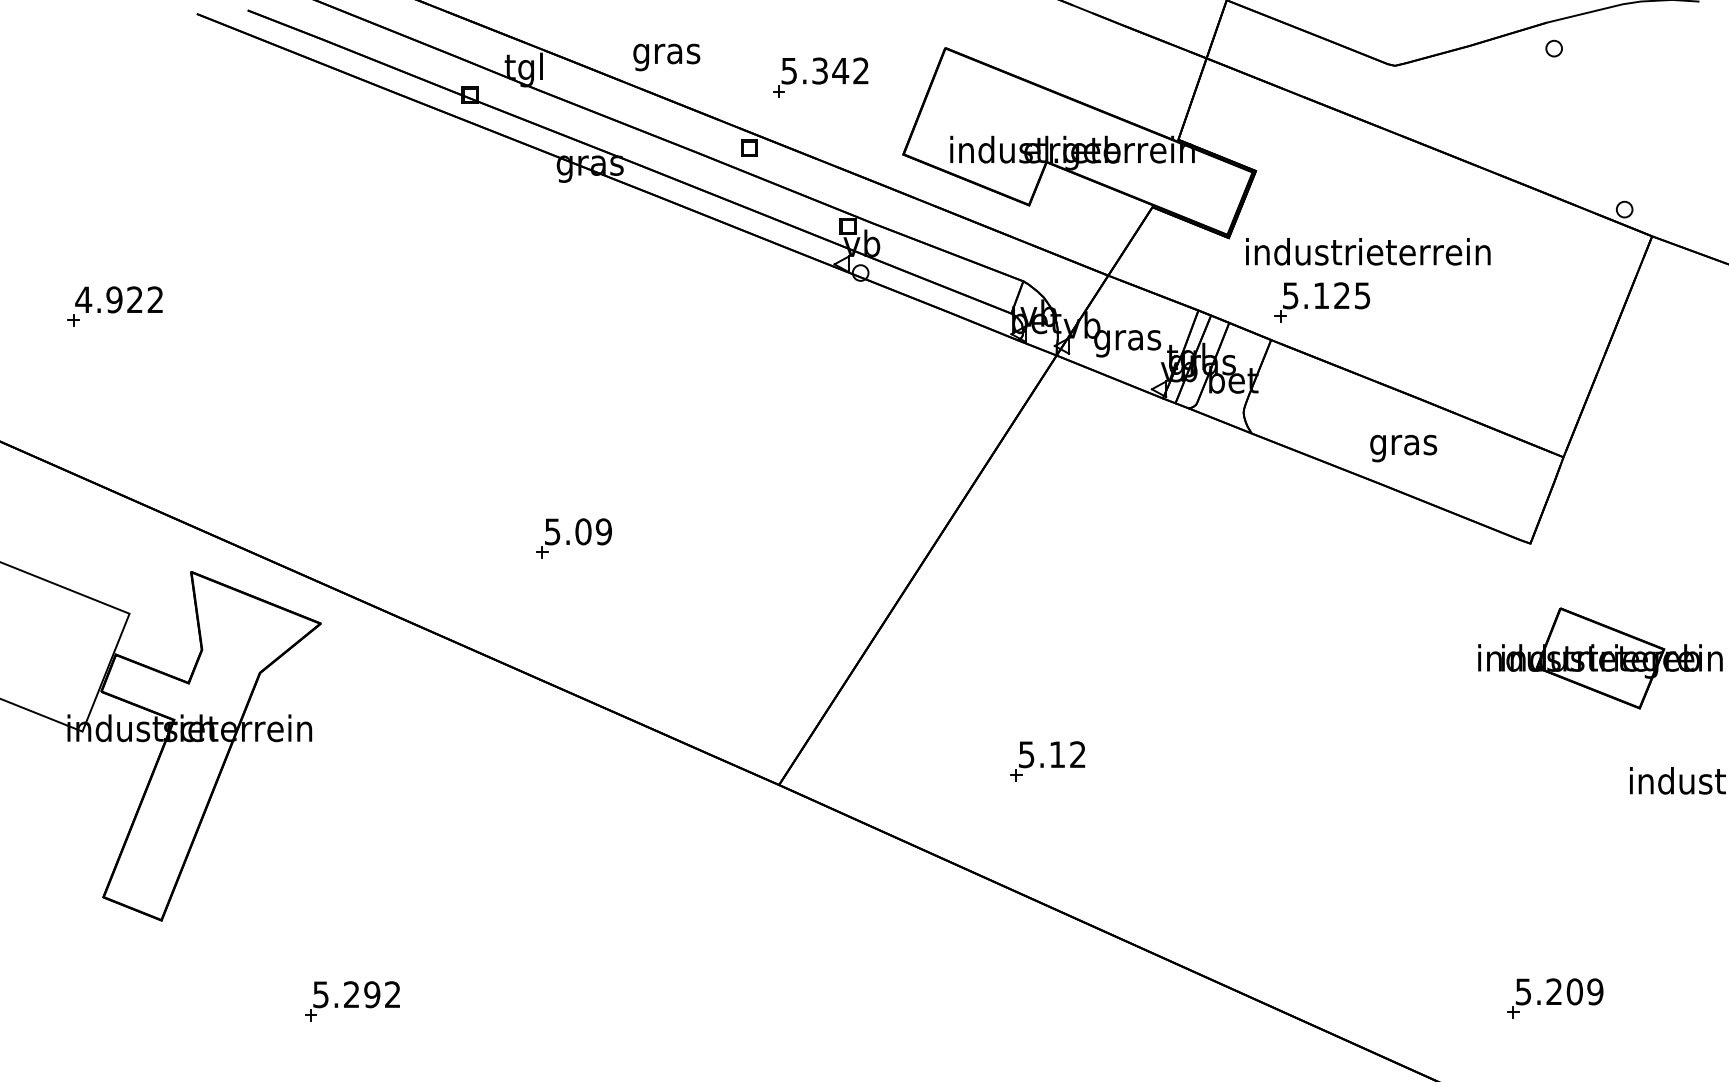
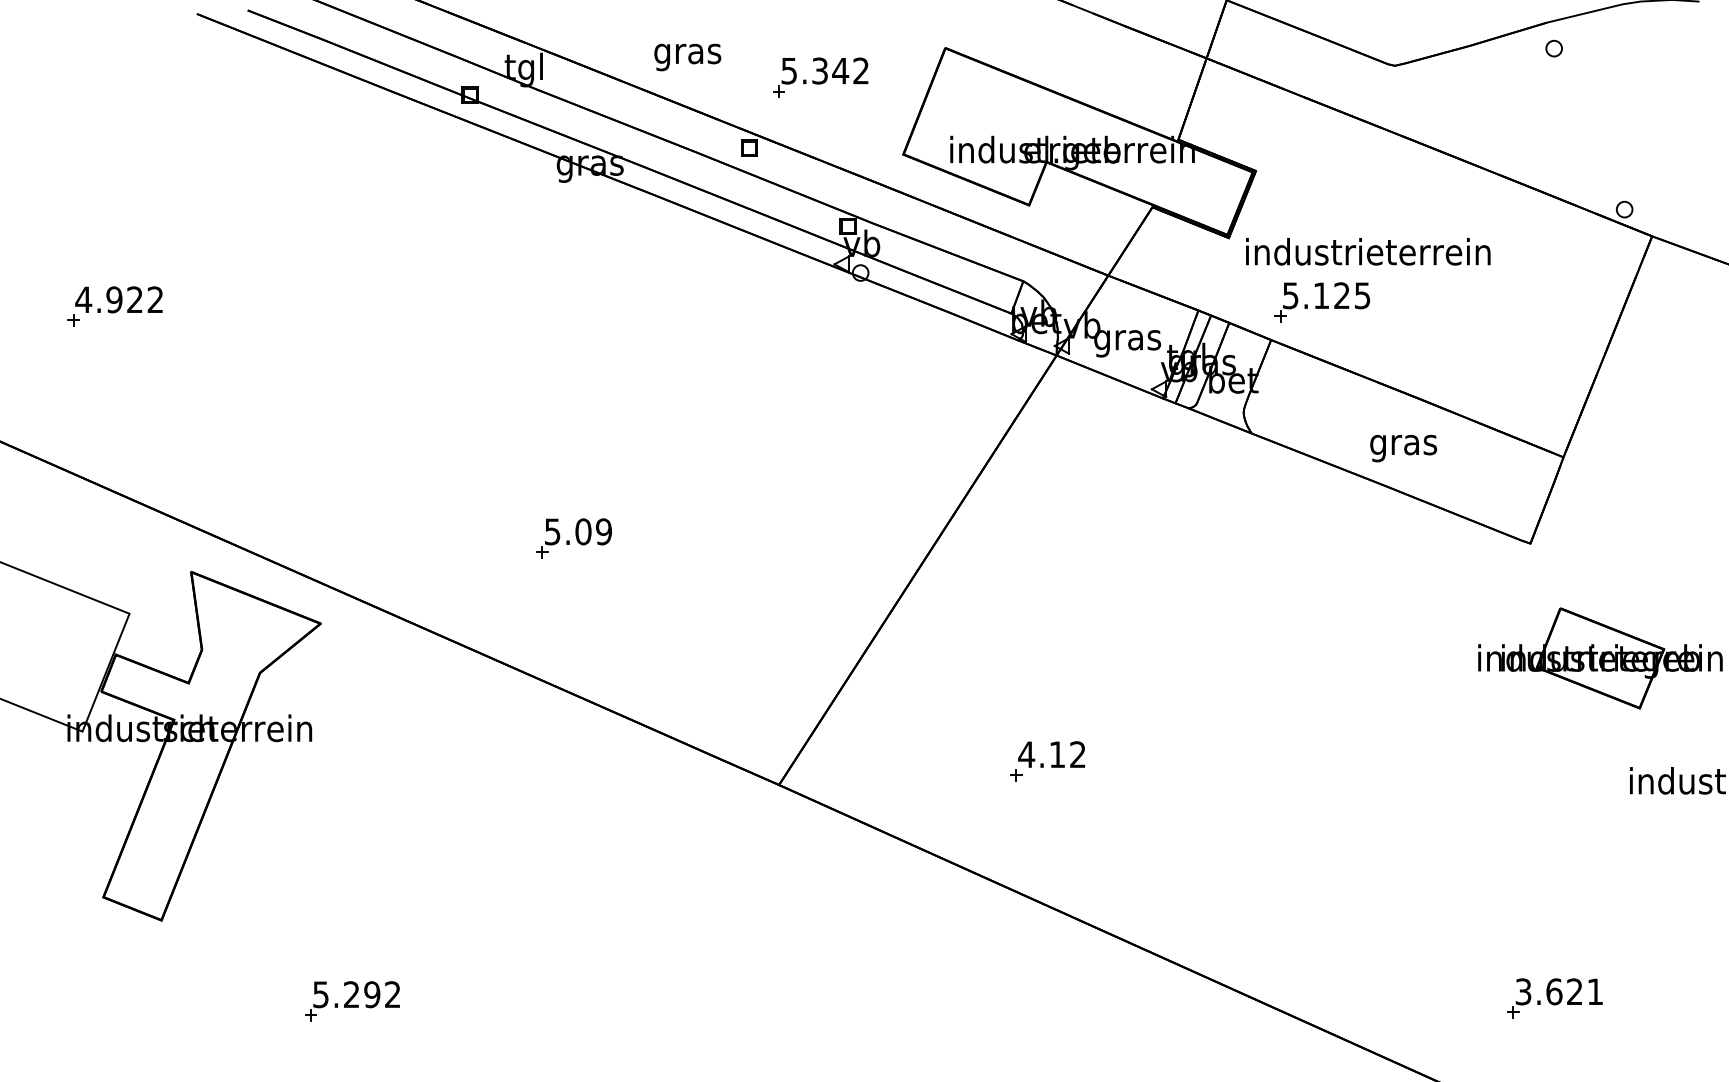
text position: (666, 57) -> (687, 57) (687, 57)
text: 5.12 -> 4.12 (1026, 754)
text: 5.209 -> 3.621 (1559, 991)
